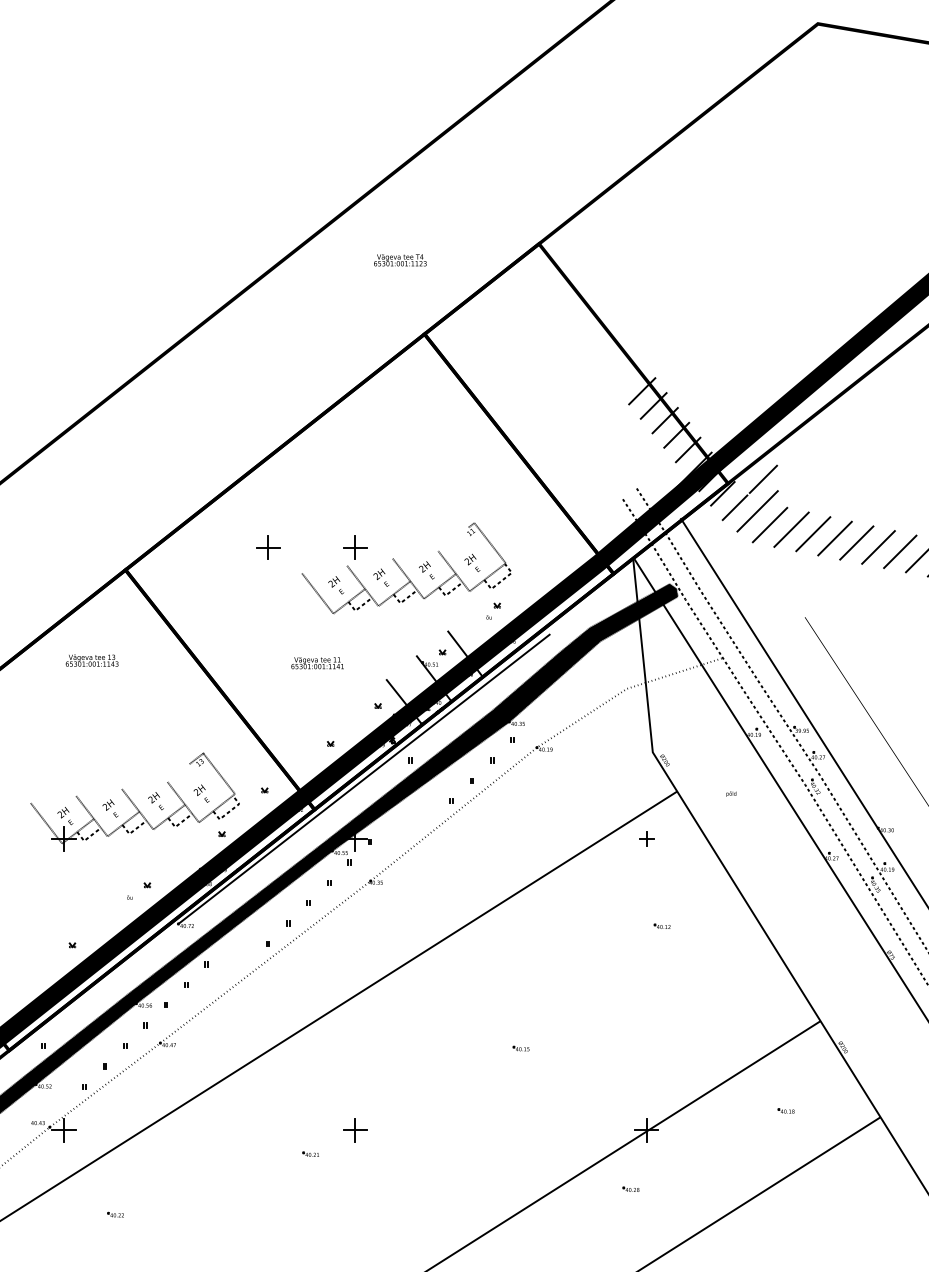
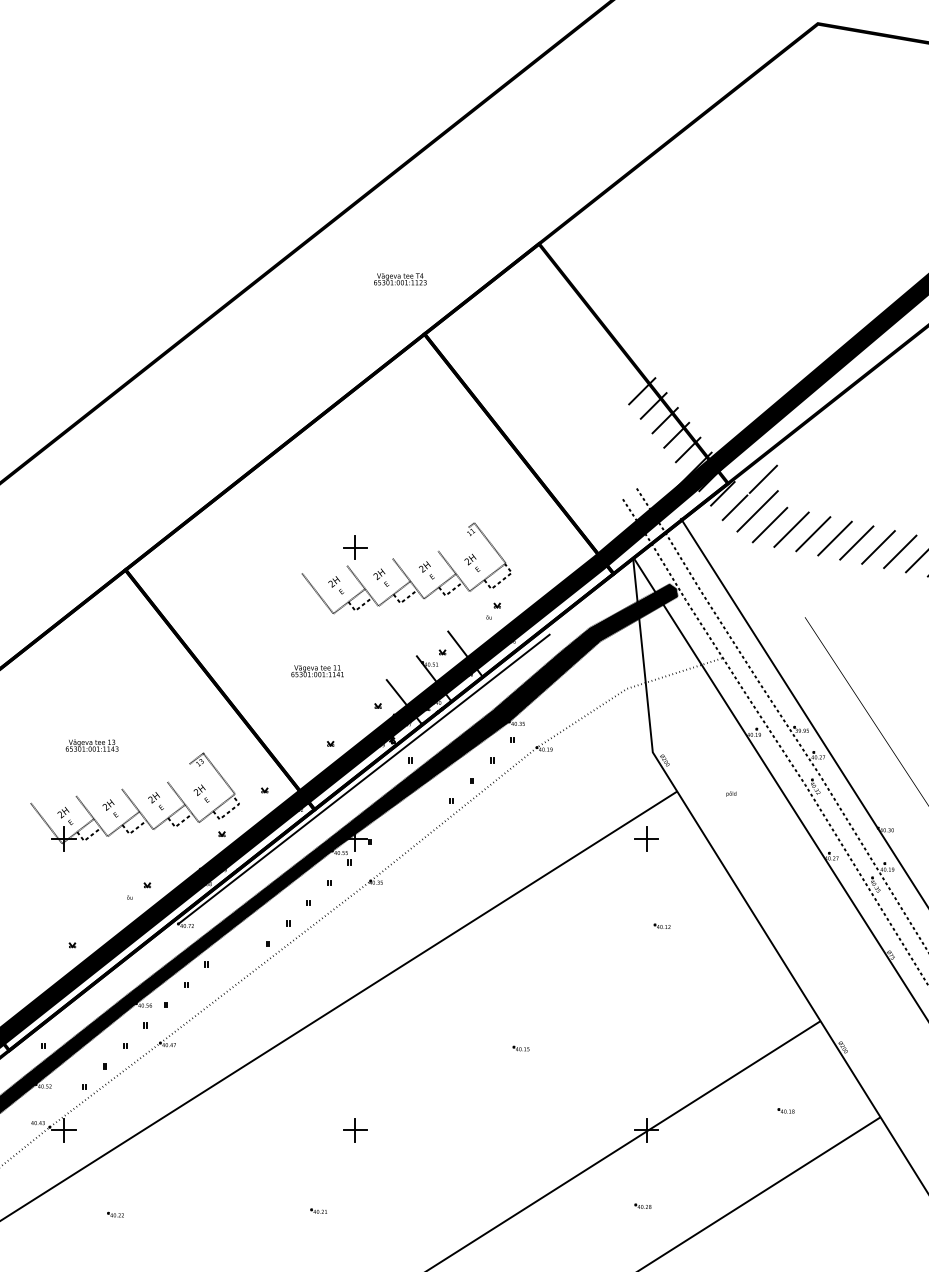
text position: (400, 260) -> (400, 279) (400, 279)
part: present -> none (268, 547)
text position: (91, 660) -> (91, 745) (91, 745)
text position: (317, 663) -> (317, 671) (317, 671)
part size: 16x16 px -> 25x26 px (646, 838)
part position: (310, 1153) -> (318, 1210) (318, 1210)
part position: (630, 1188) -> (642, 1205) (642, 1205)
